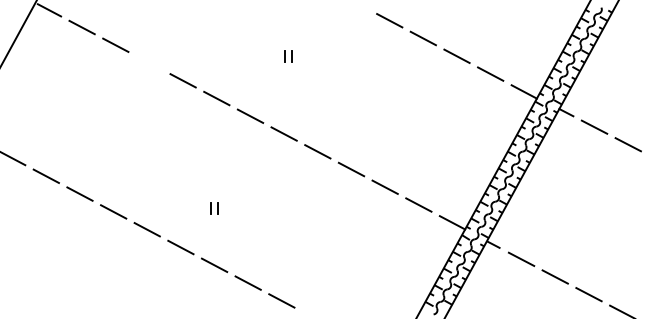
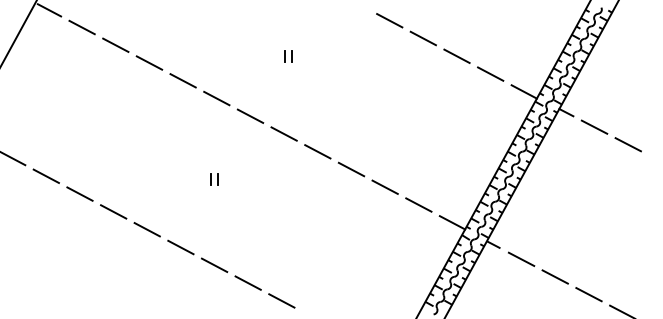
line: none -> present (149, 62)
part position: (214, 208) -> (214, 179) (214, 179)
